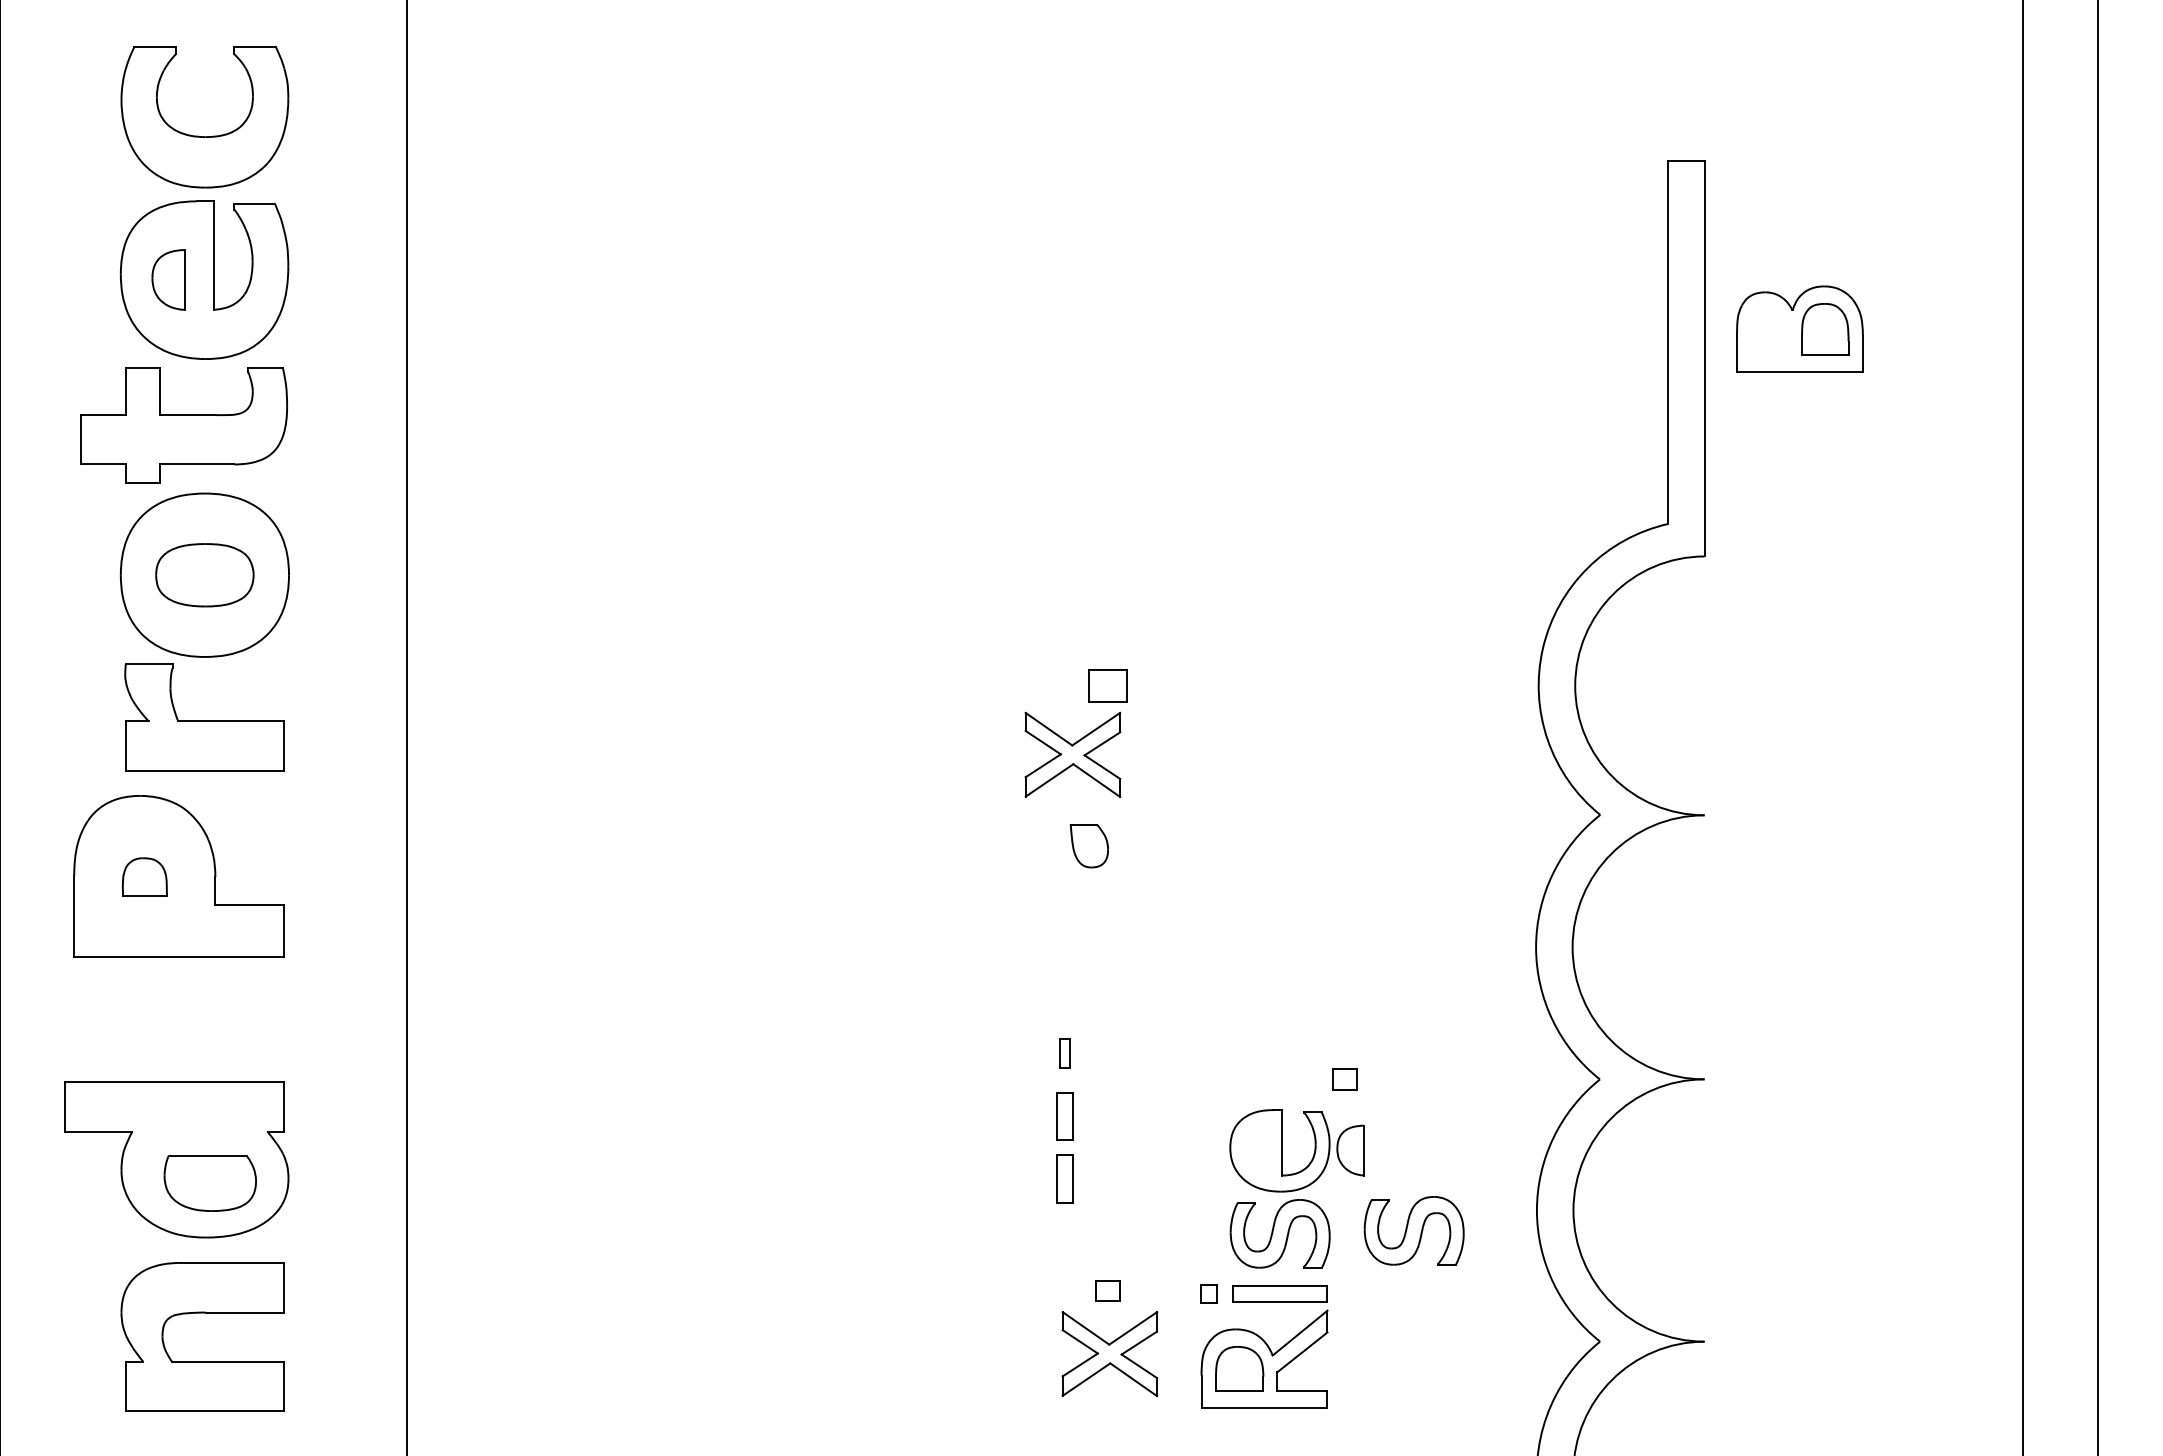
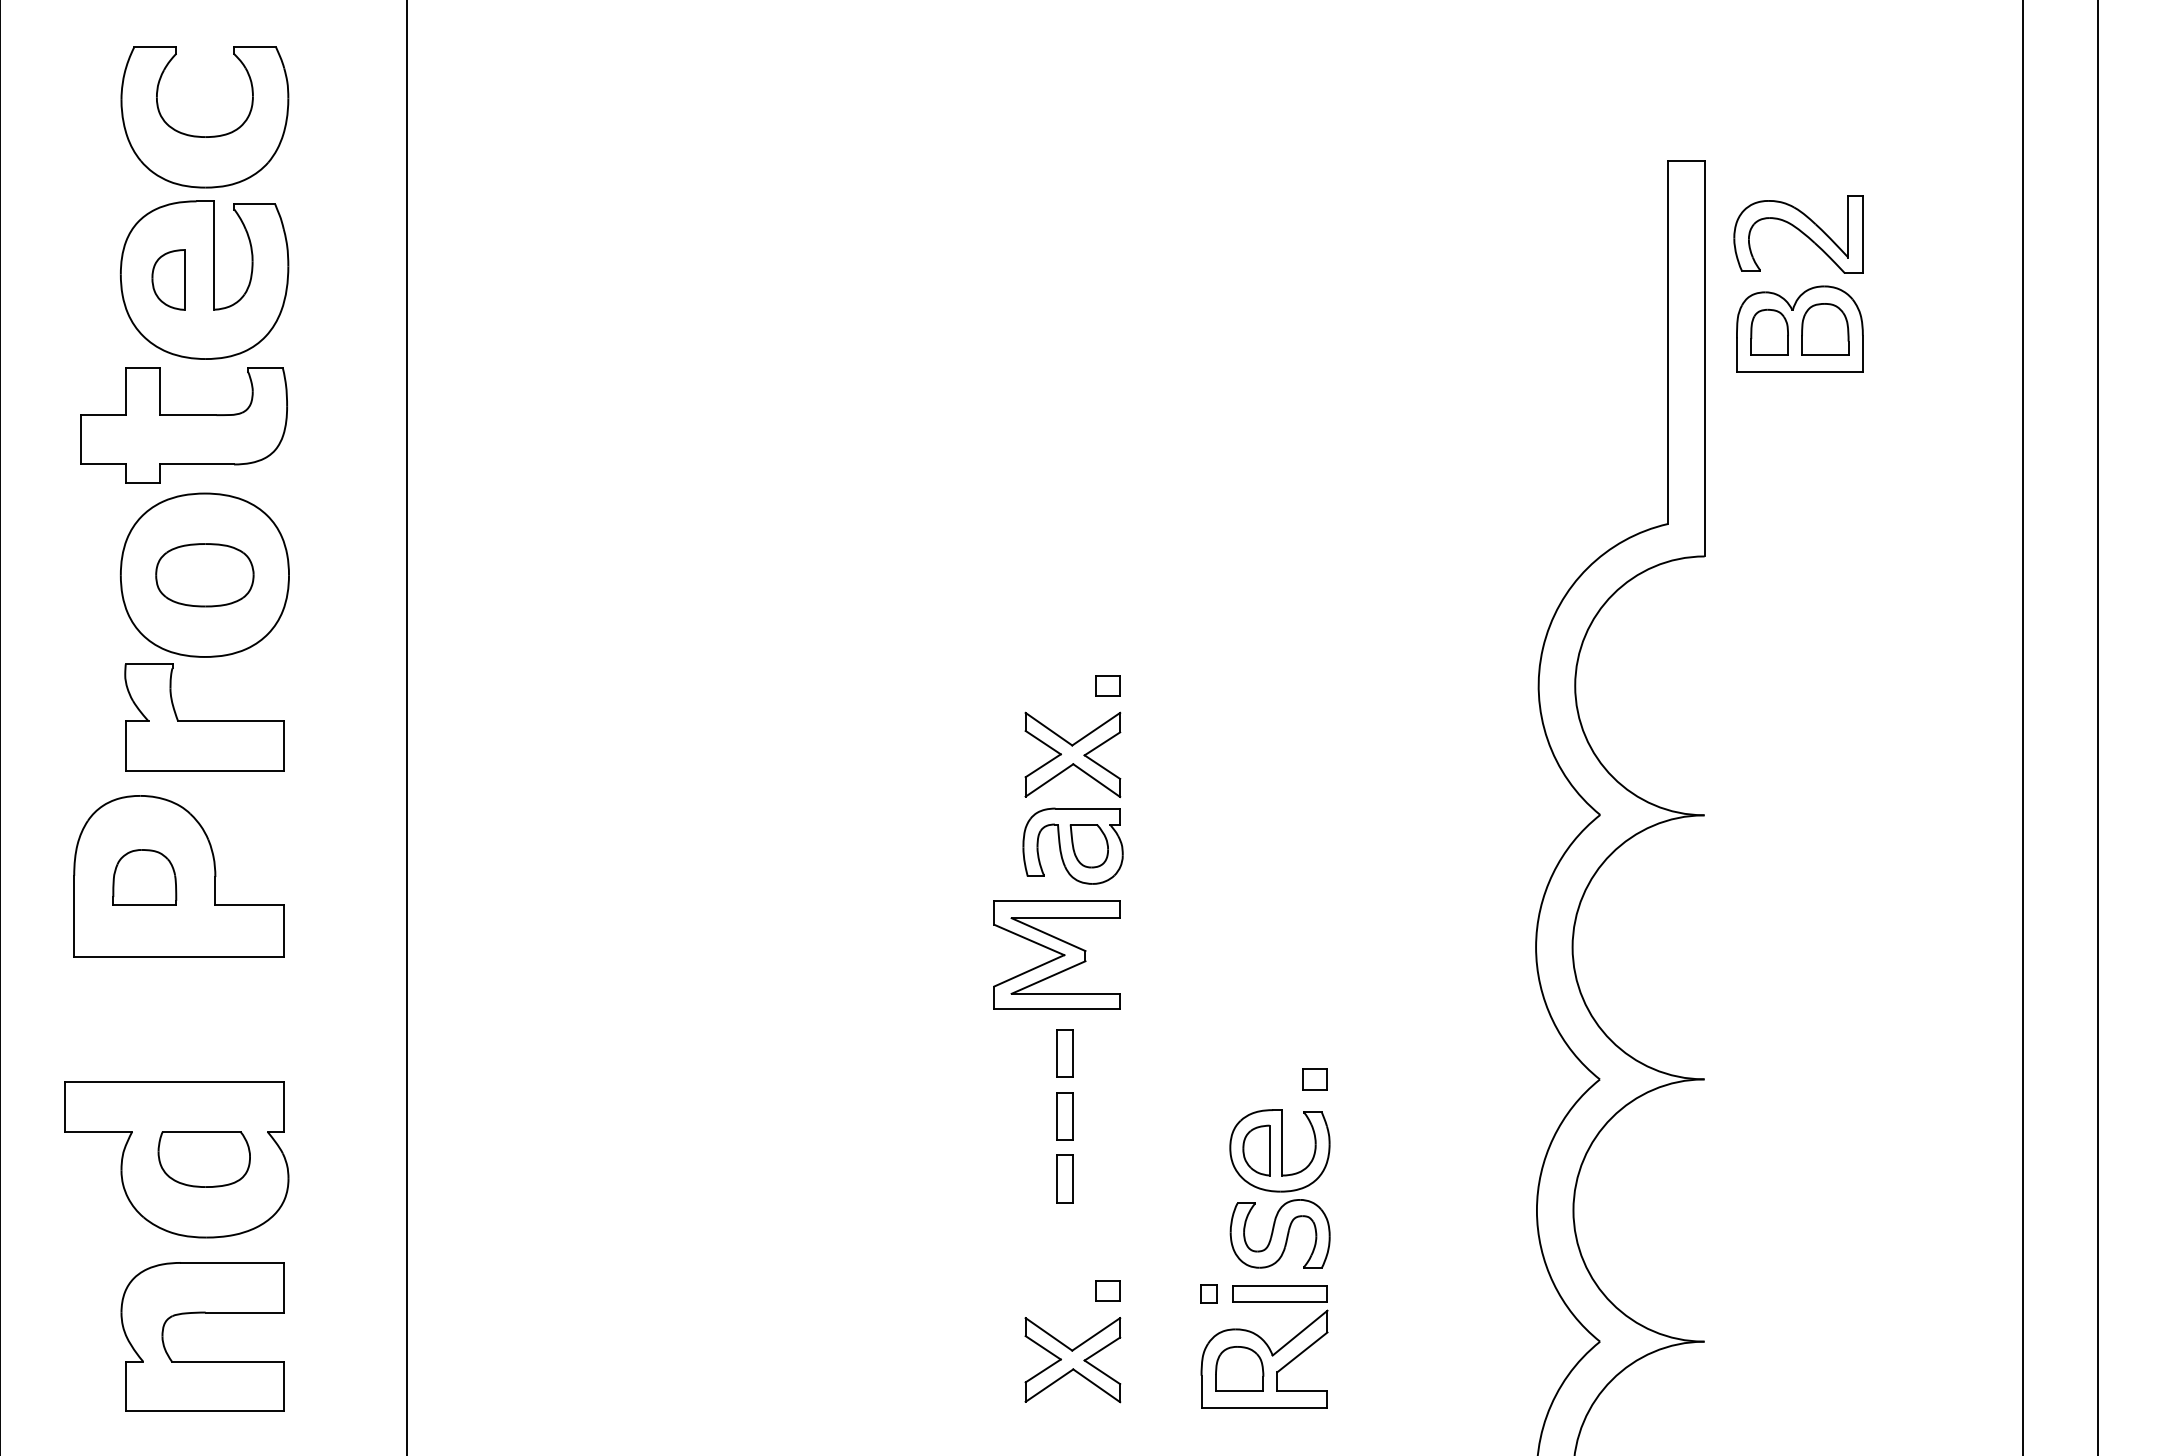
part: none -> present (1798, 234)
part: none -> present (1769, 331)
part size: 40x34 px -> 26x22 px (1107, 685)
part: none -> present (1072, 845)
part size: 46x40 px -> 66x57 px (144, 877)
part: none -> present (1056, 954)
part size: 12x31 px -> 18x49 px (1064, 1053)
part position: (1344, 1079) -> (1314, 1079) (1314, 1079)
part position: (1350, 1150) -> (1256, 1150) (1256, 1150)
part position: (209, 1183) -> (203, 1159) (203, 1159)
part: present -> none (1413, 1230)
part position: (1109, 1354) -> (1072, 1360) (1072, 1360)
